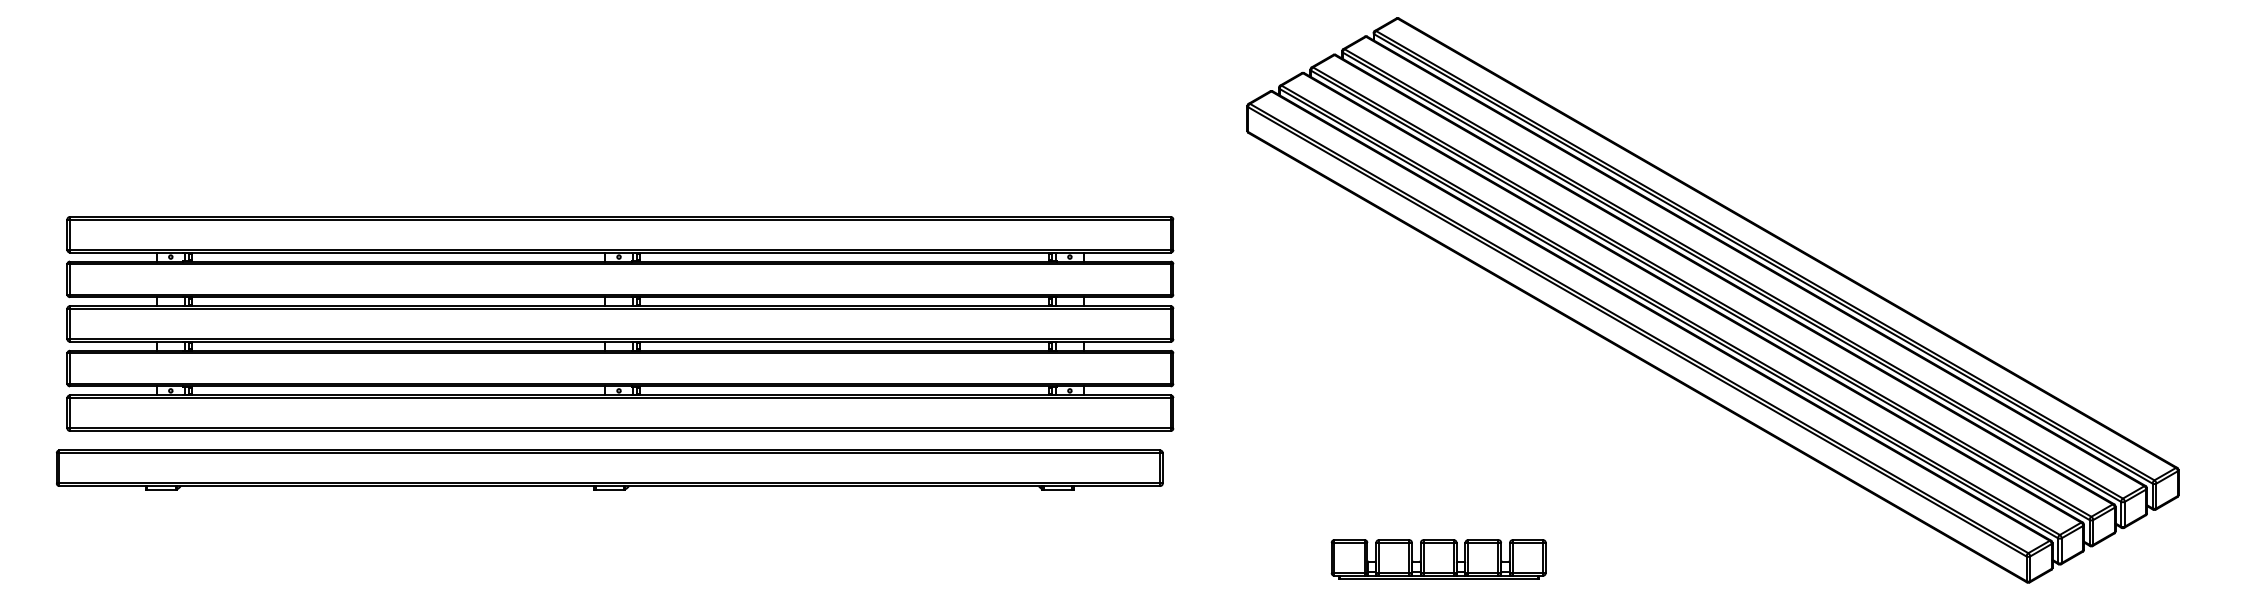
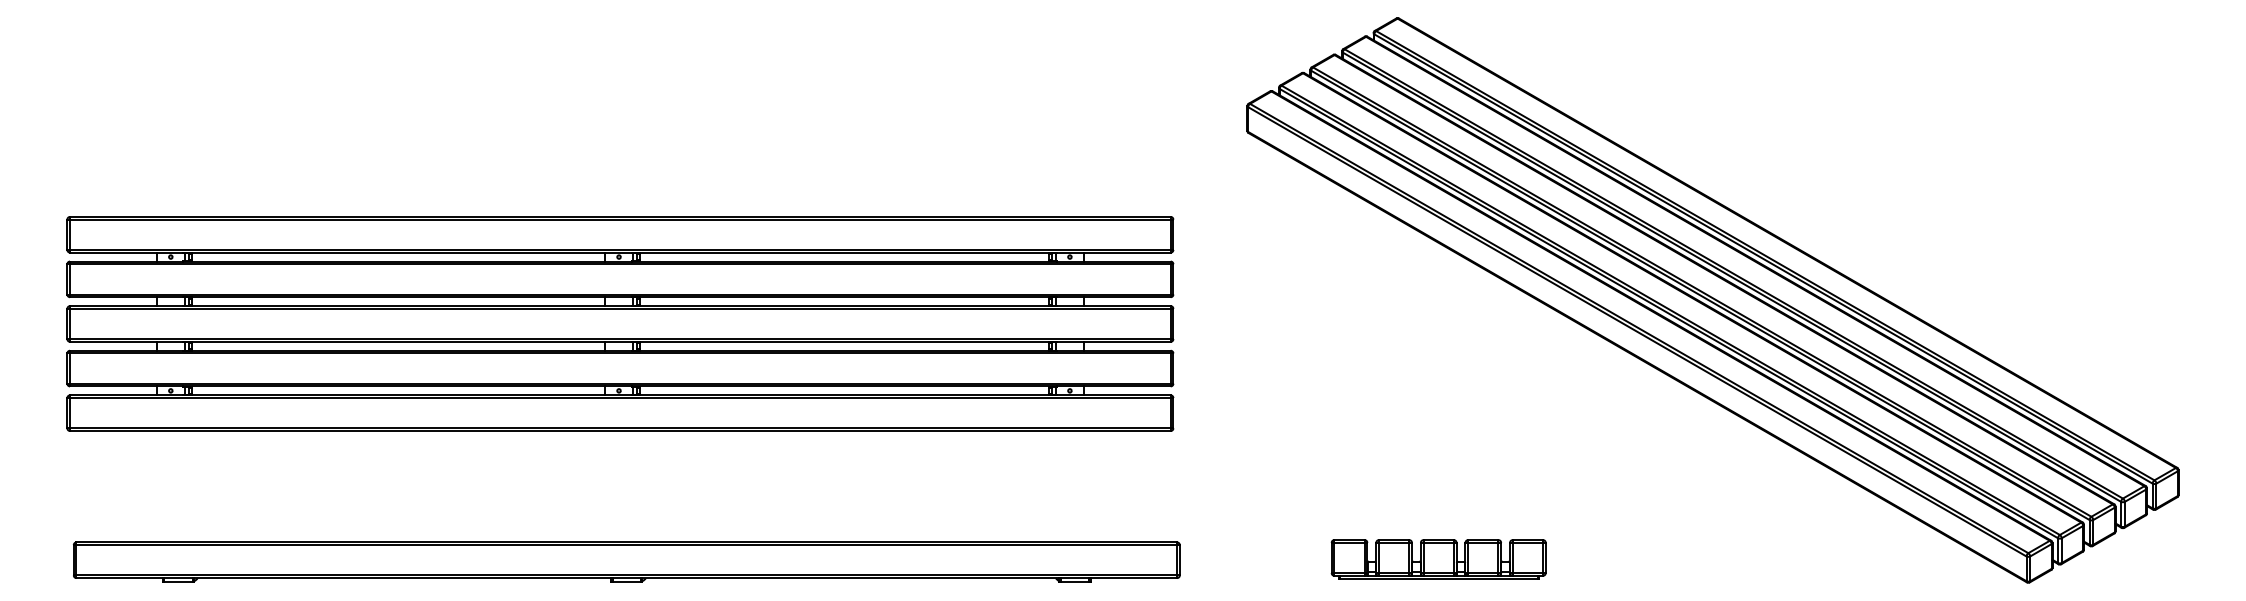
part position: (609, 469) -> (626, 561) (626, 561)
